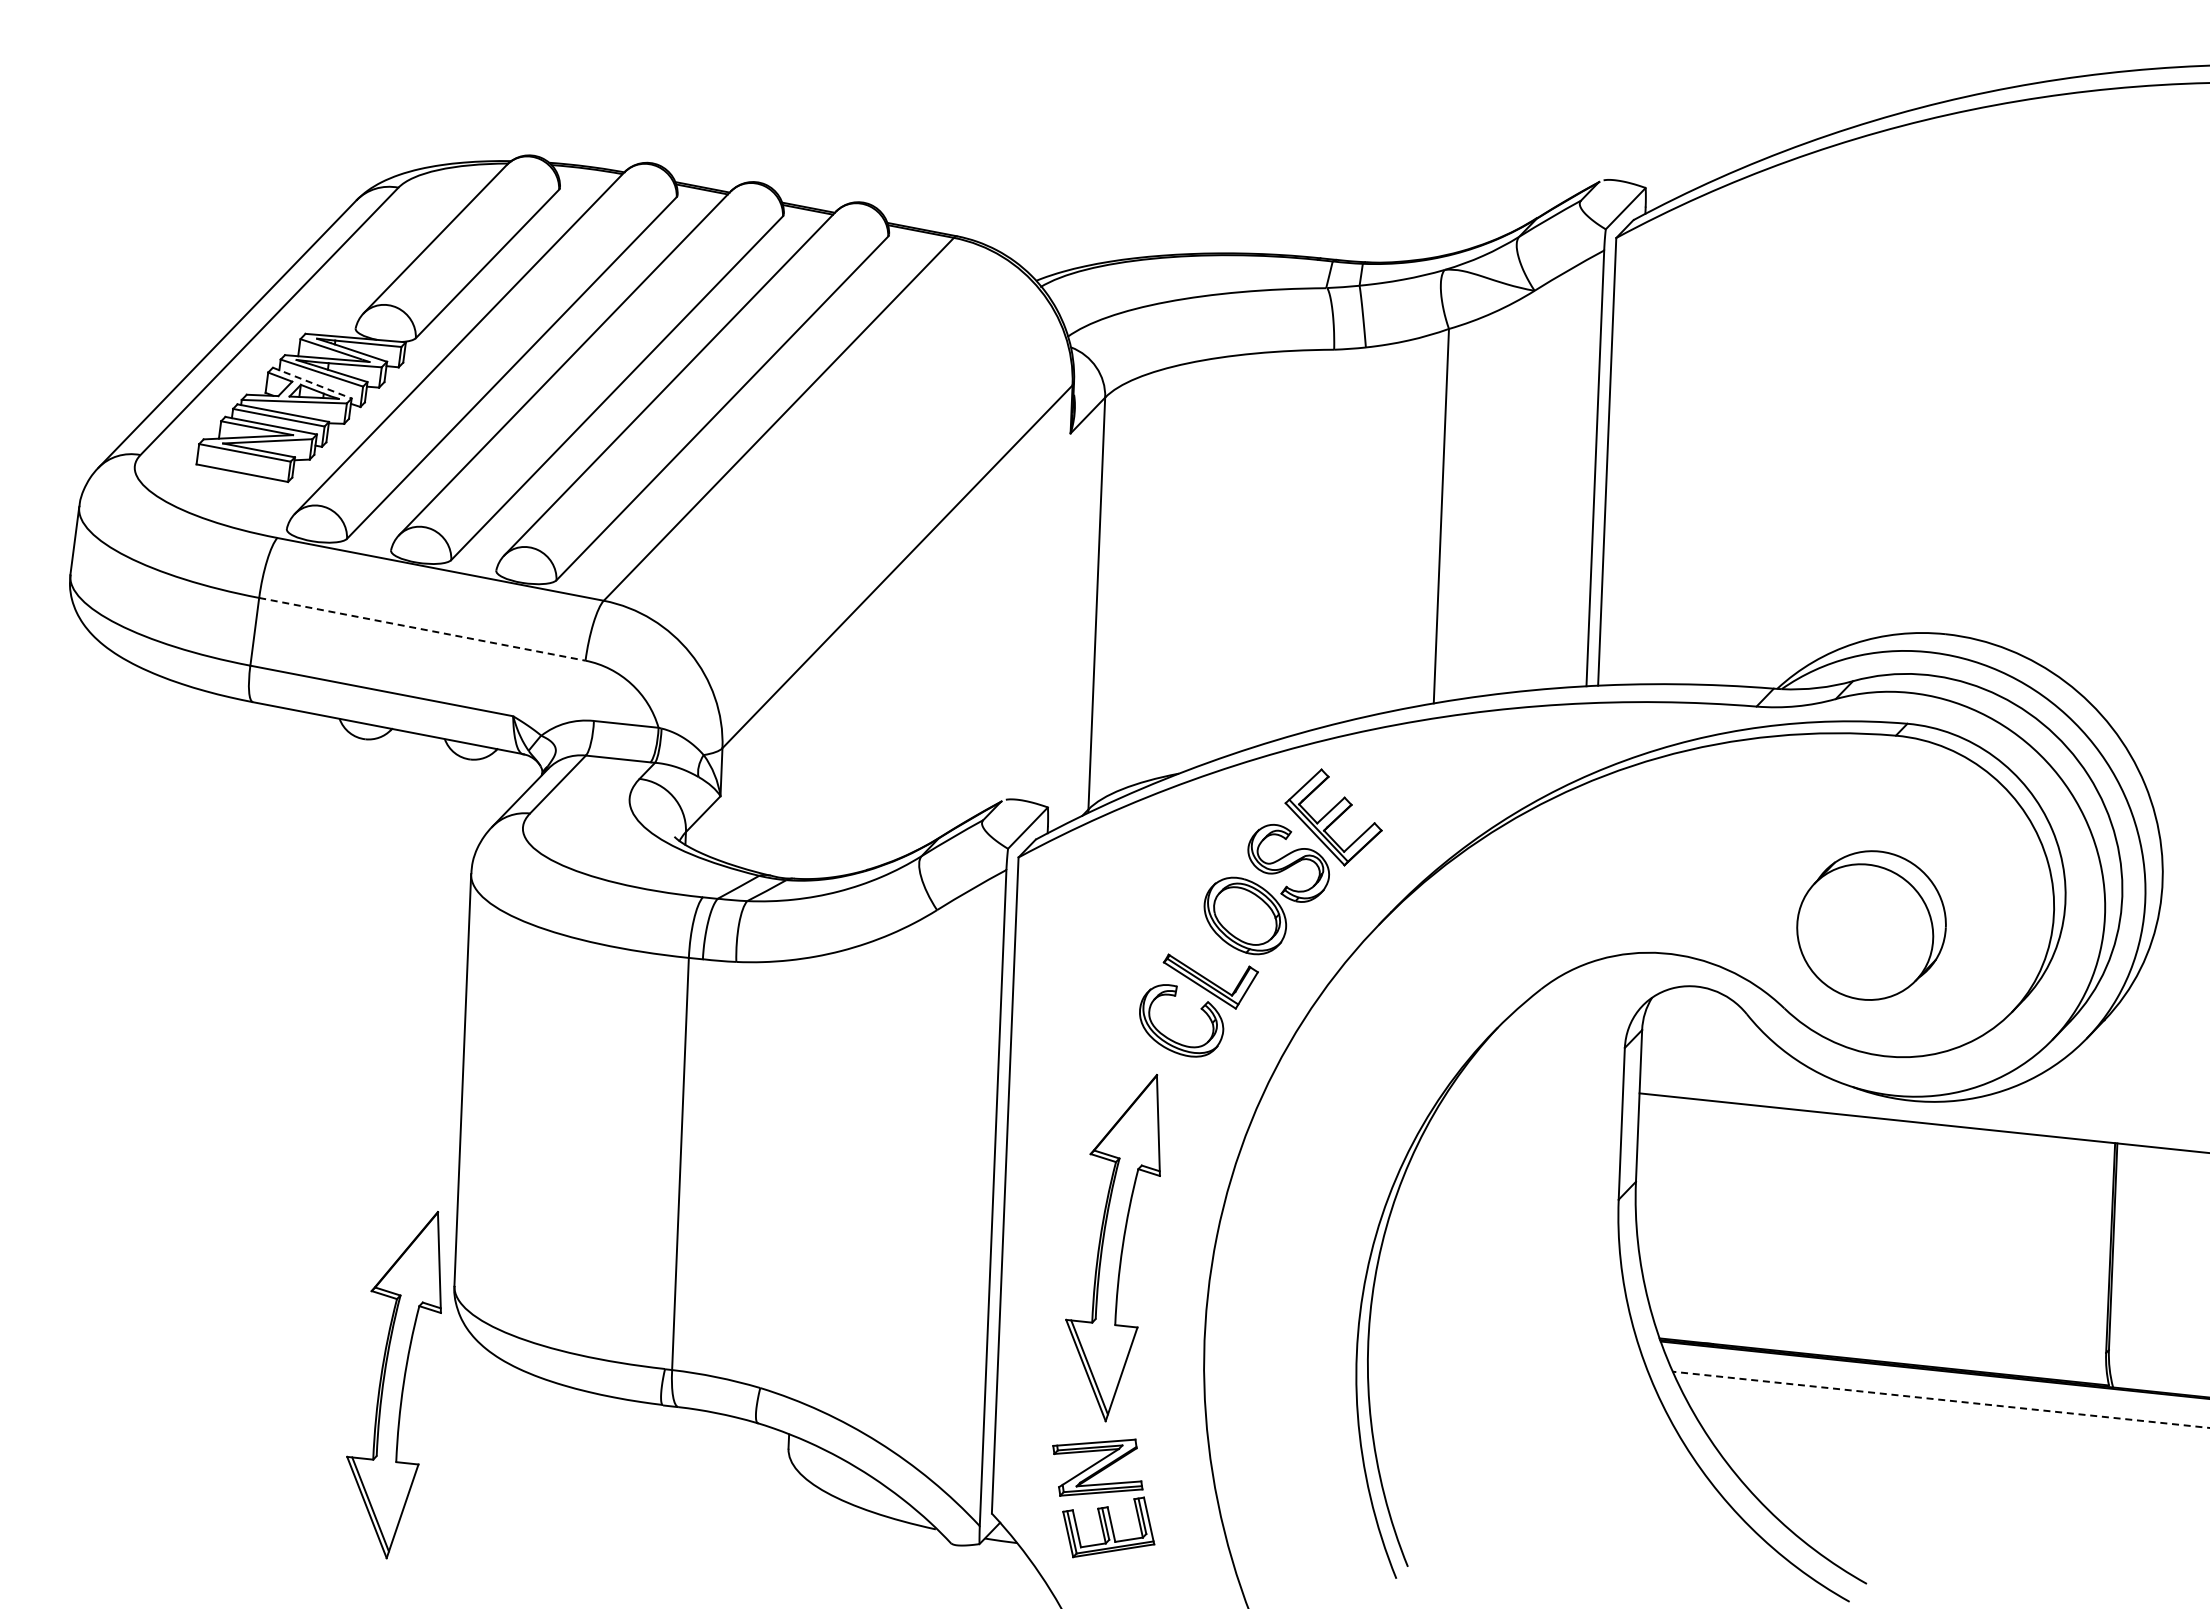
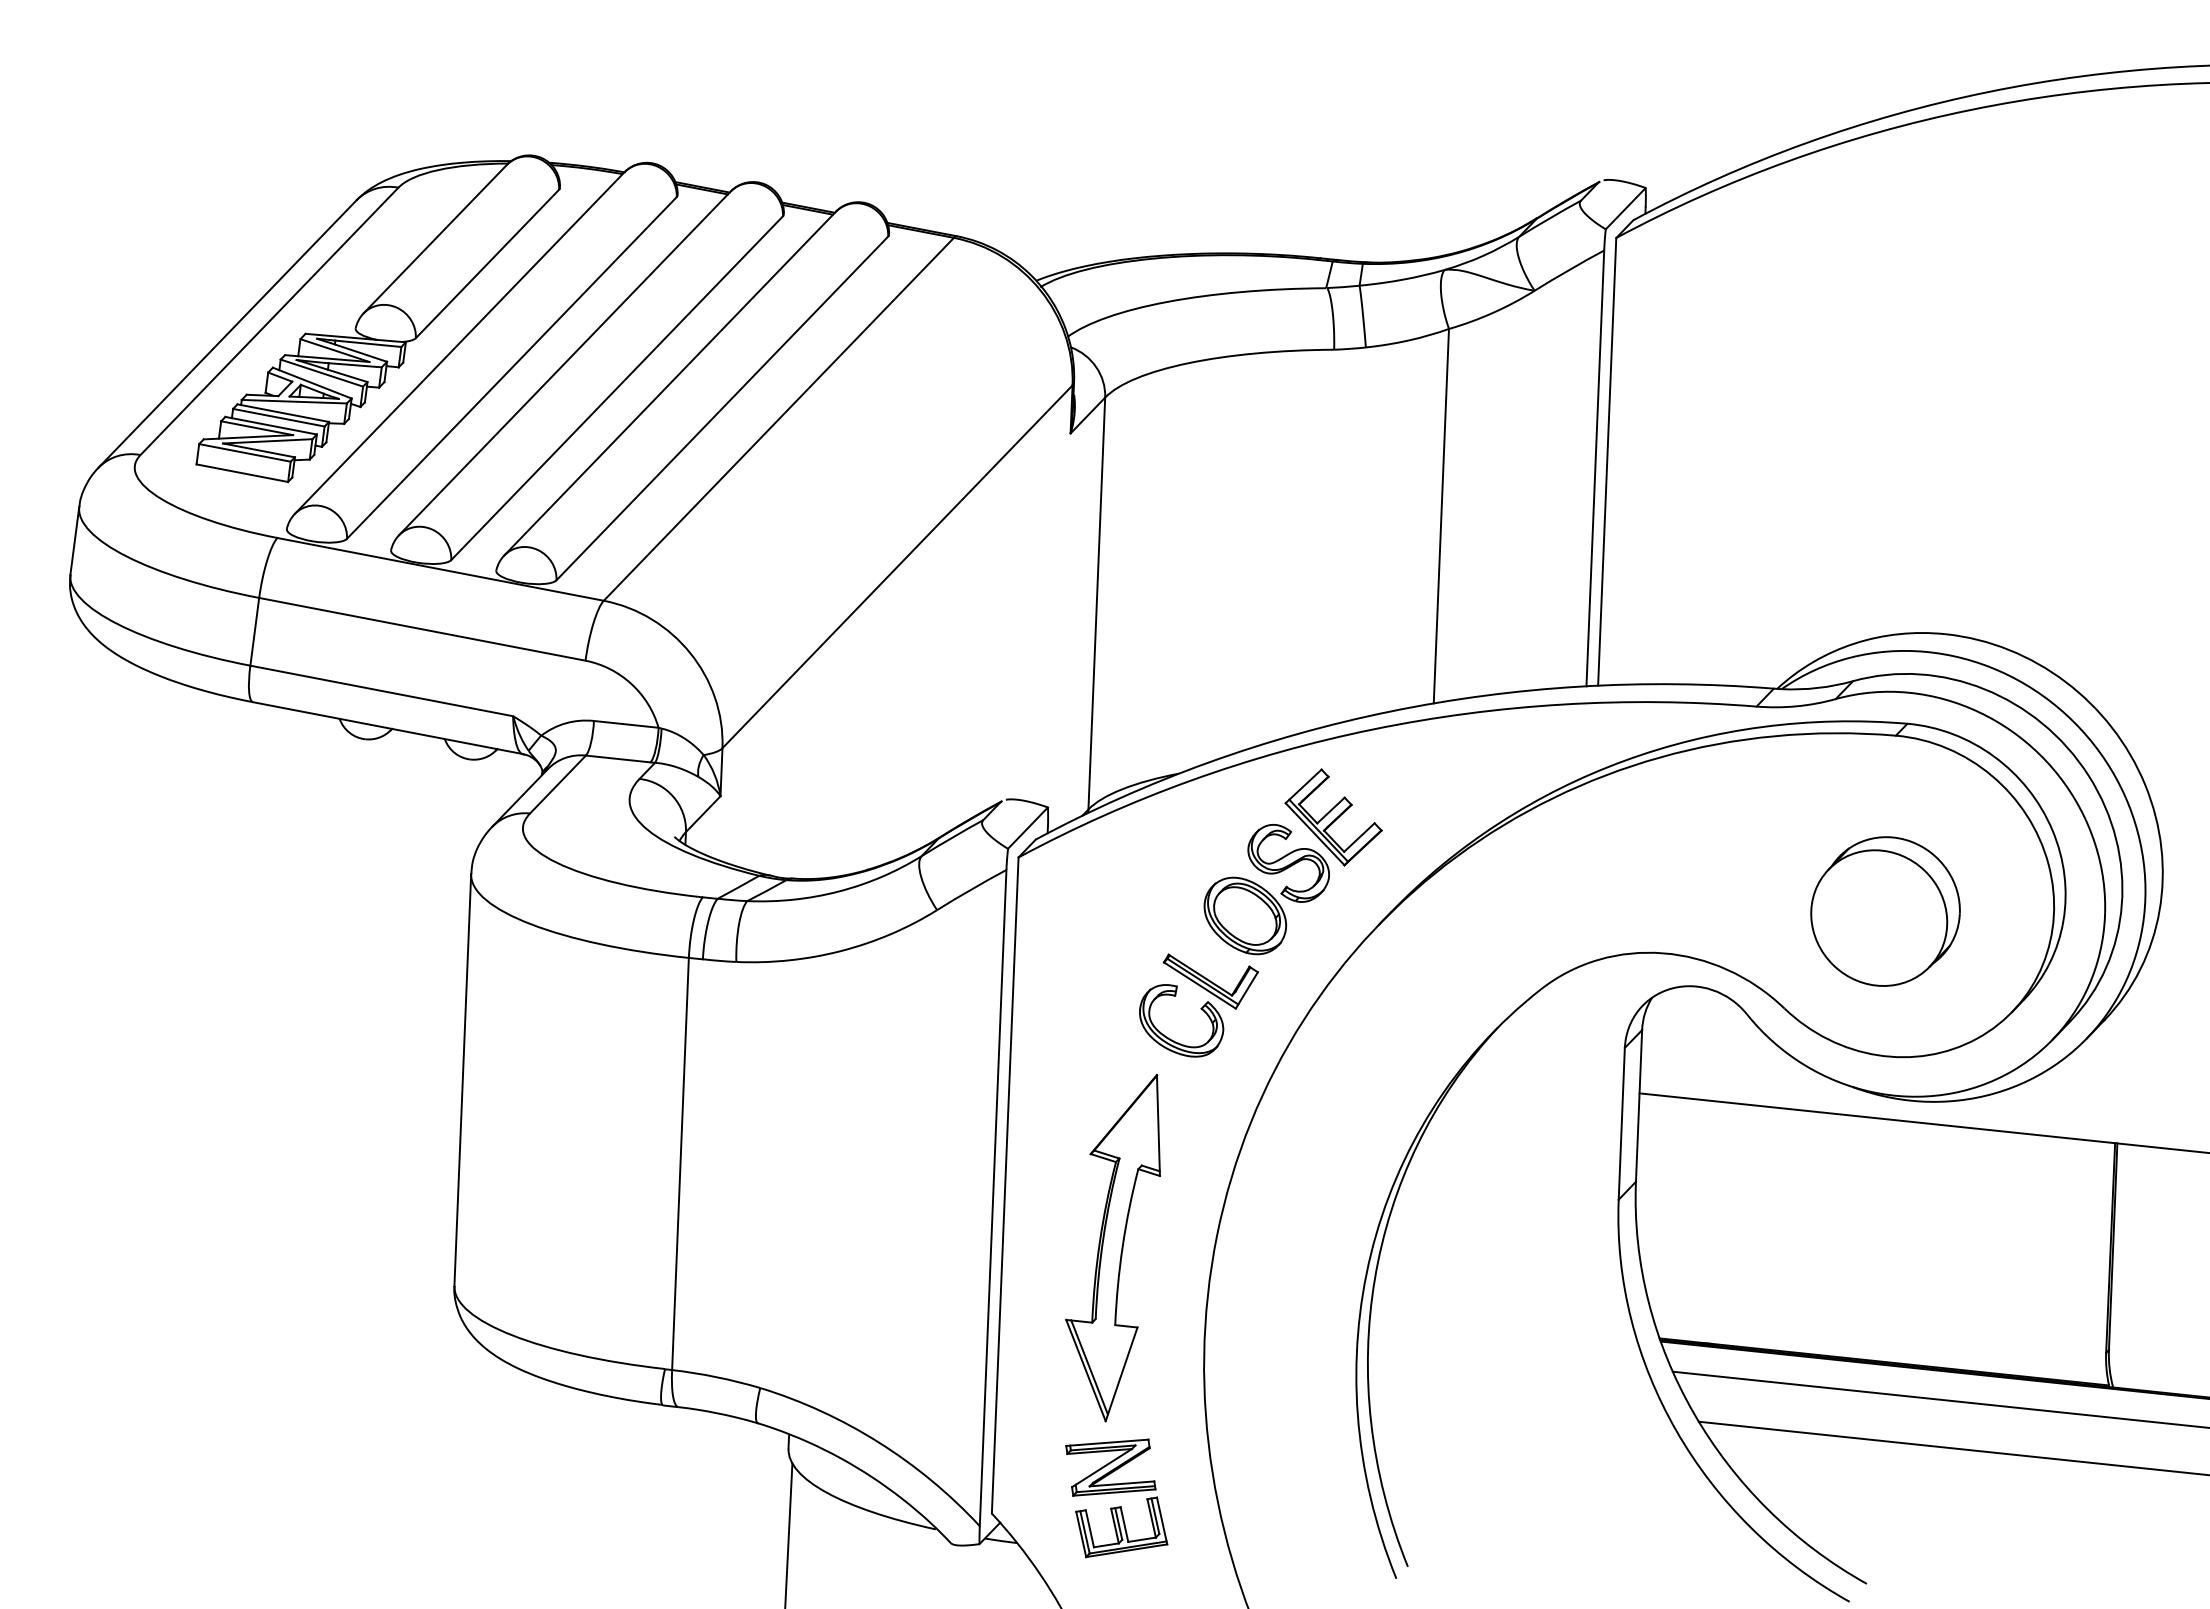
line: dashed -> solid (312, 383)
line: dashed -> solid (422, 629)
part position: (1871, 925) -> (1885, 911) (1885, 911)
part: present -> none (393, 1385)
line: dashed -> solid (1941, 1399)
line: none -> present (1952, 1447)
part position: (1103, 1498) -> (1116, 1498) (1116, 1498)
line: none -> present (788, 1534)
